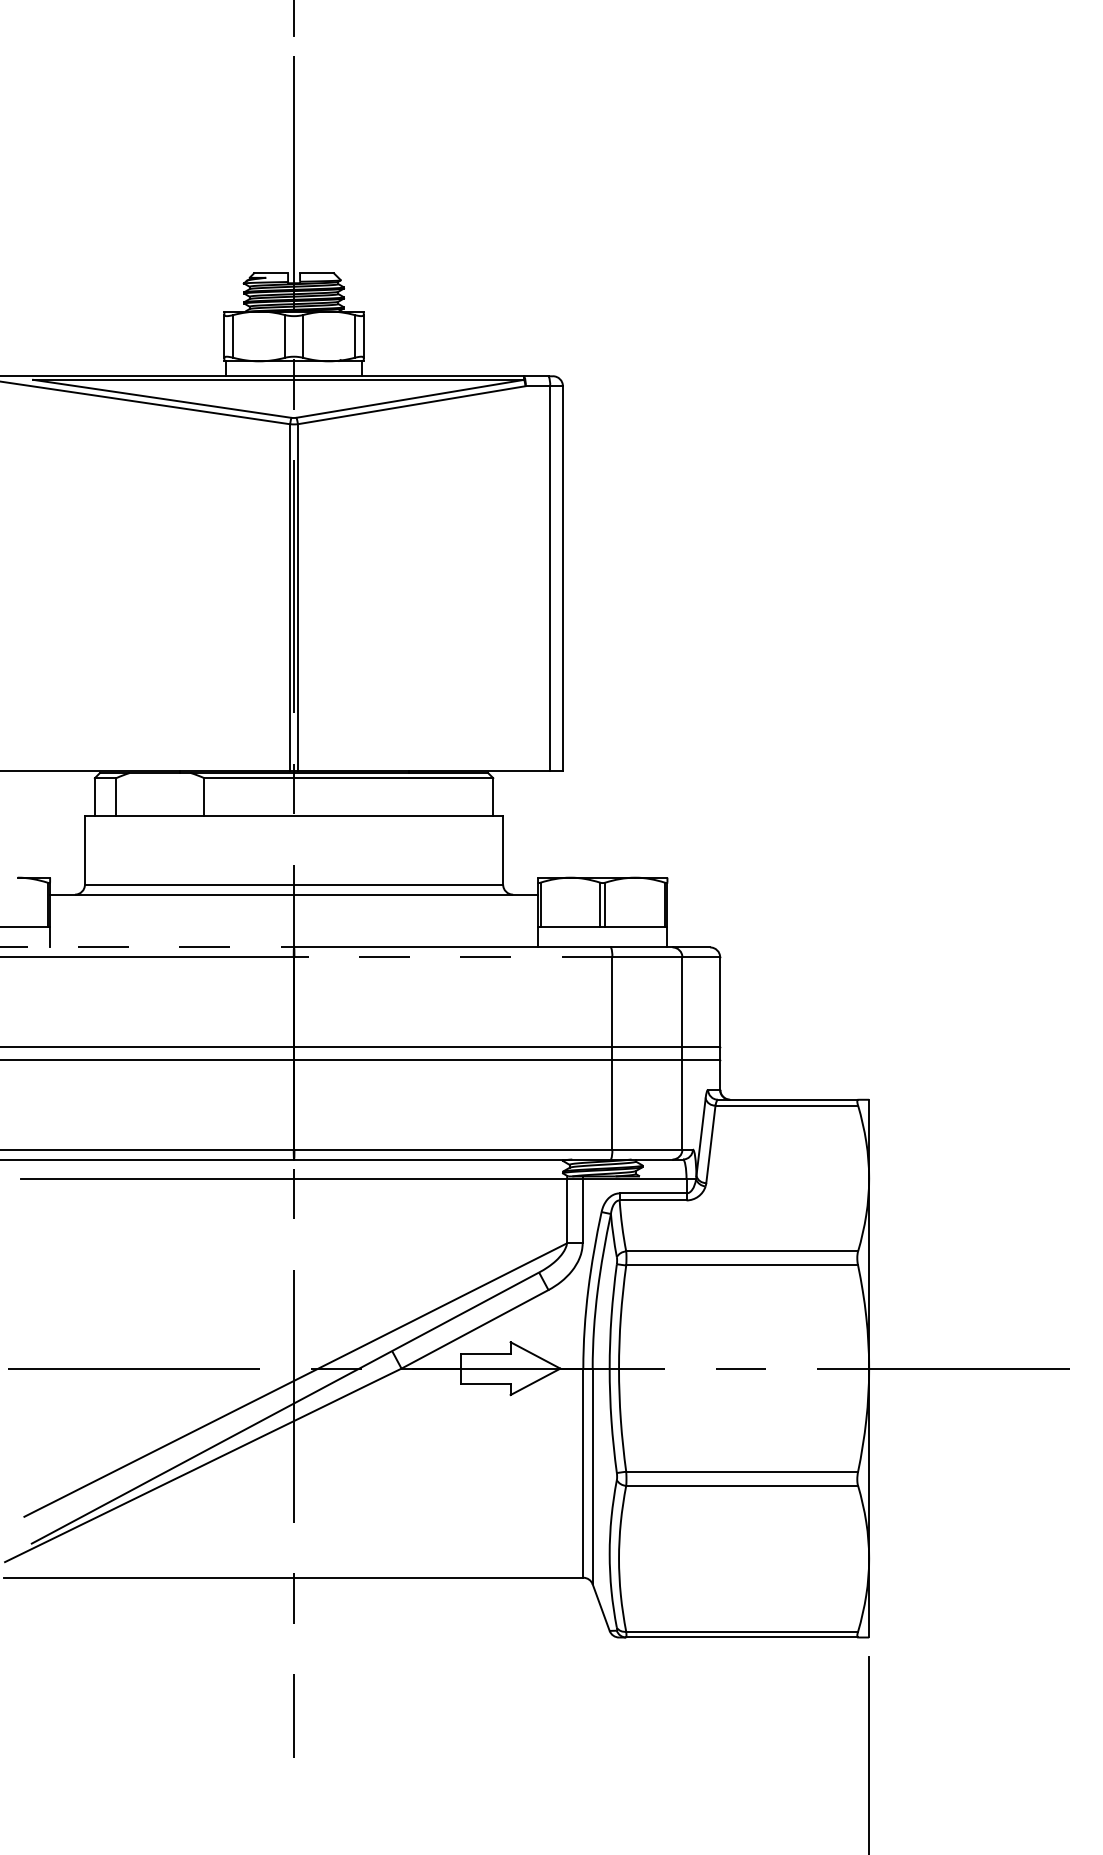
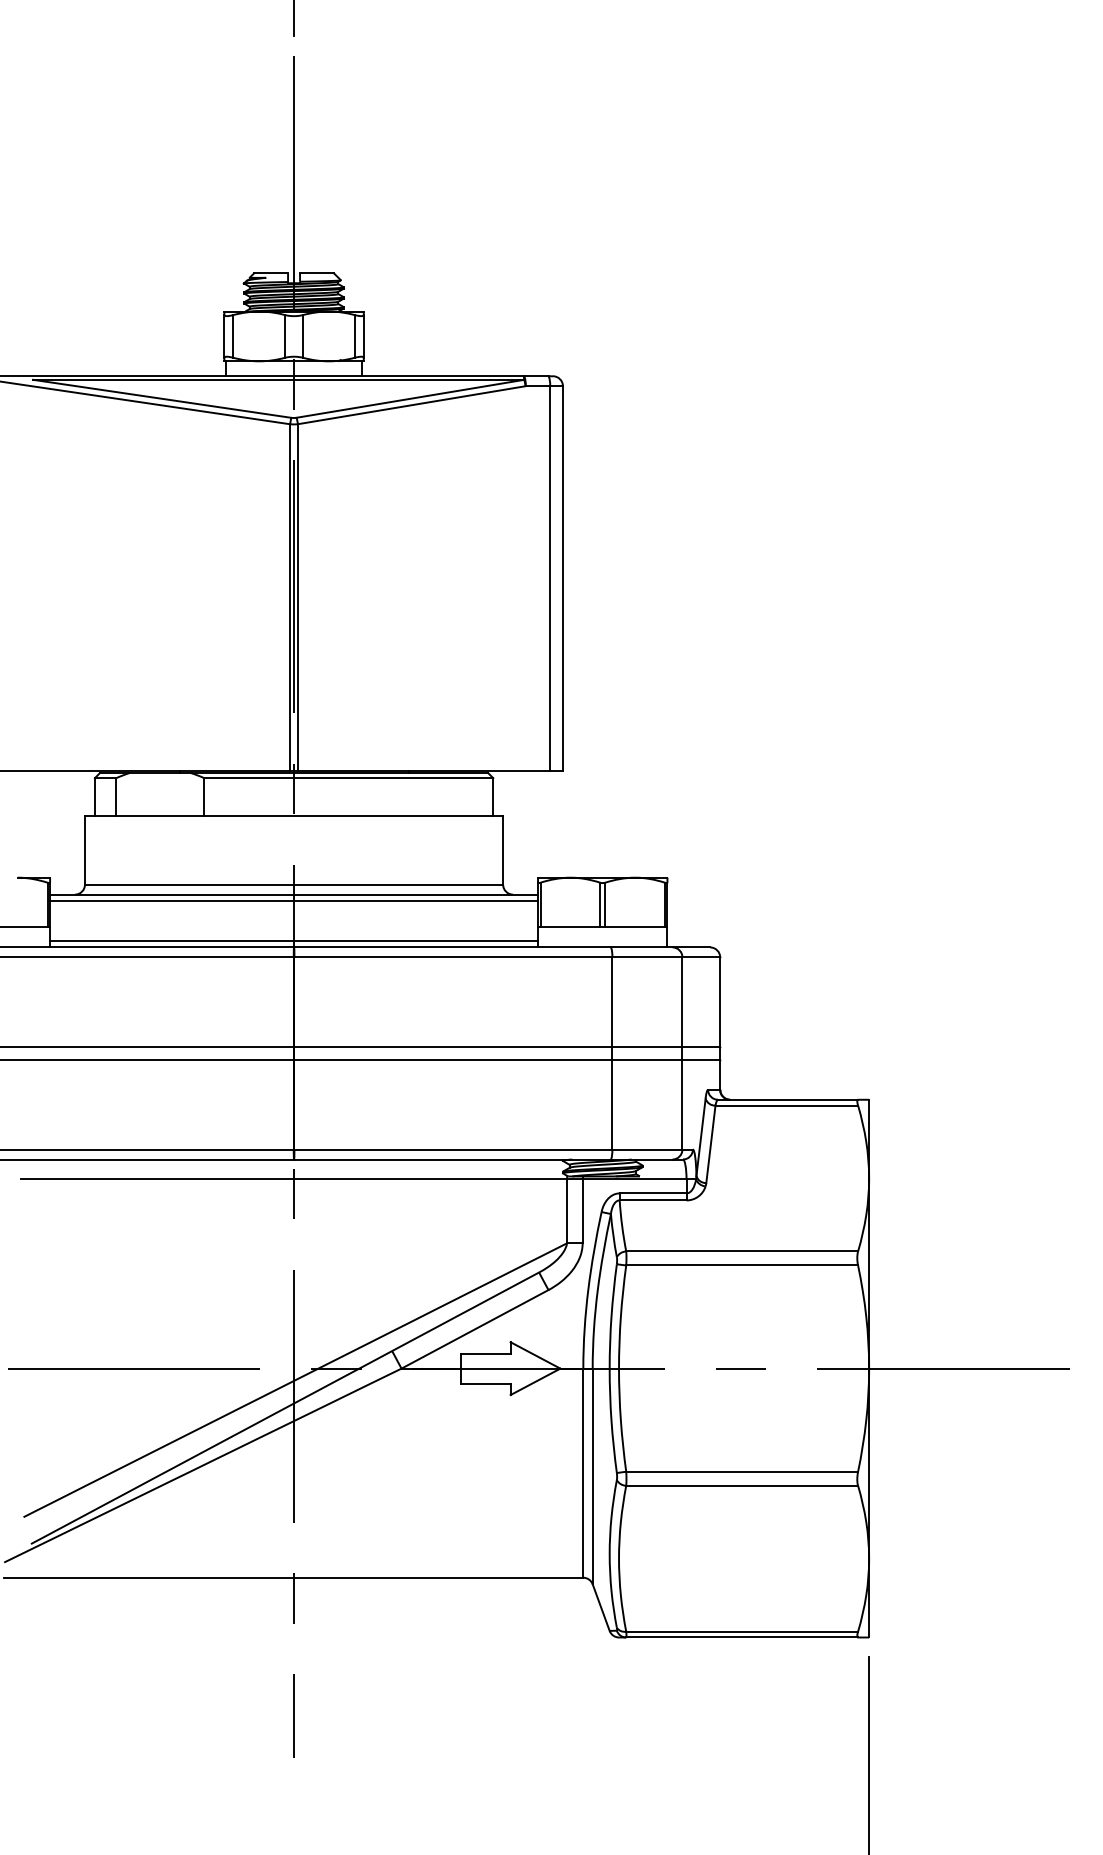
line: none -> present (294, 901)
line: none -> present (294, 940)
line: dashed -> solid (147, 947)
line: dashed -> solid (453, 957)
